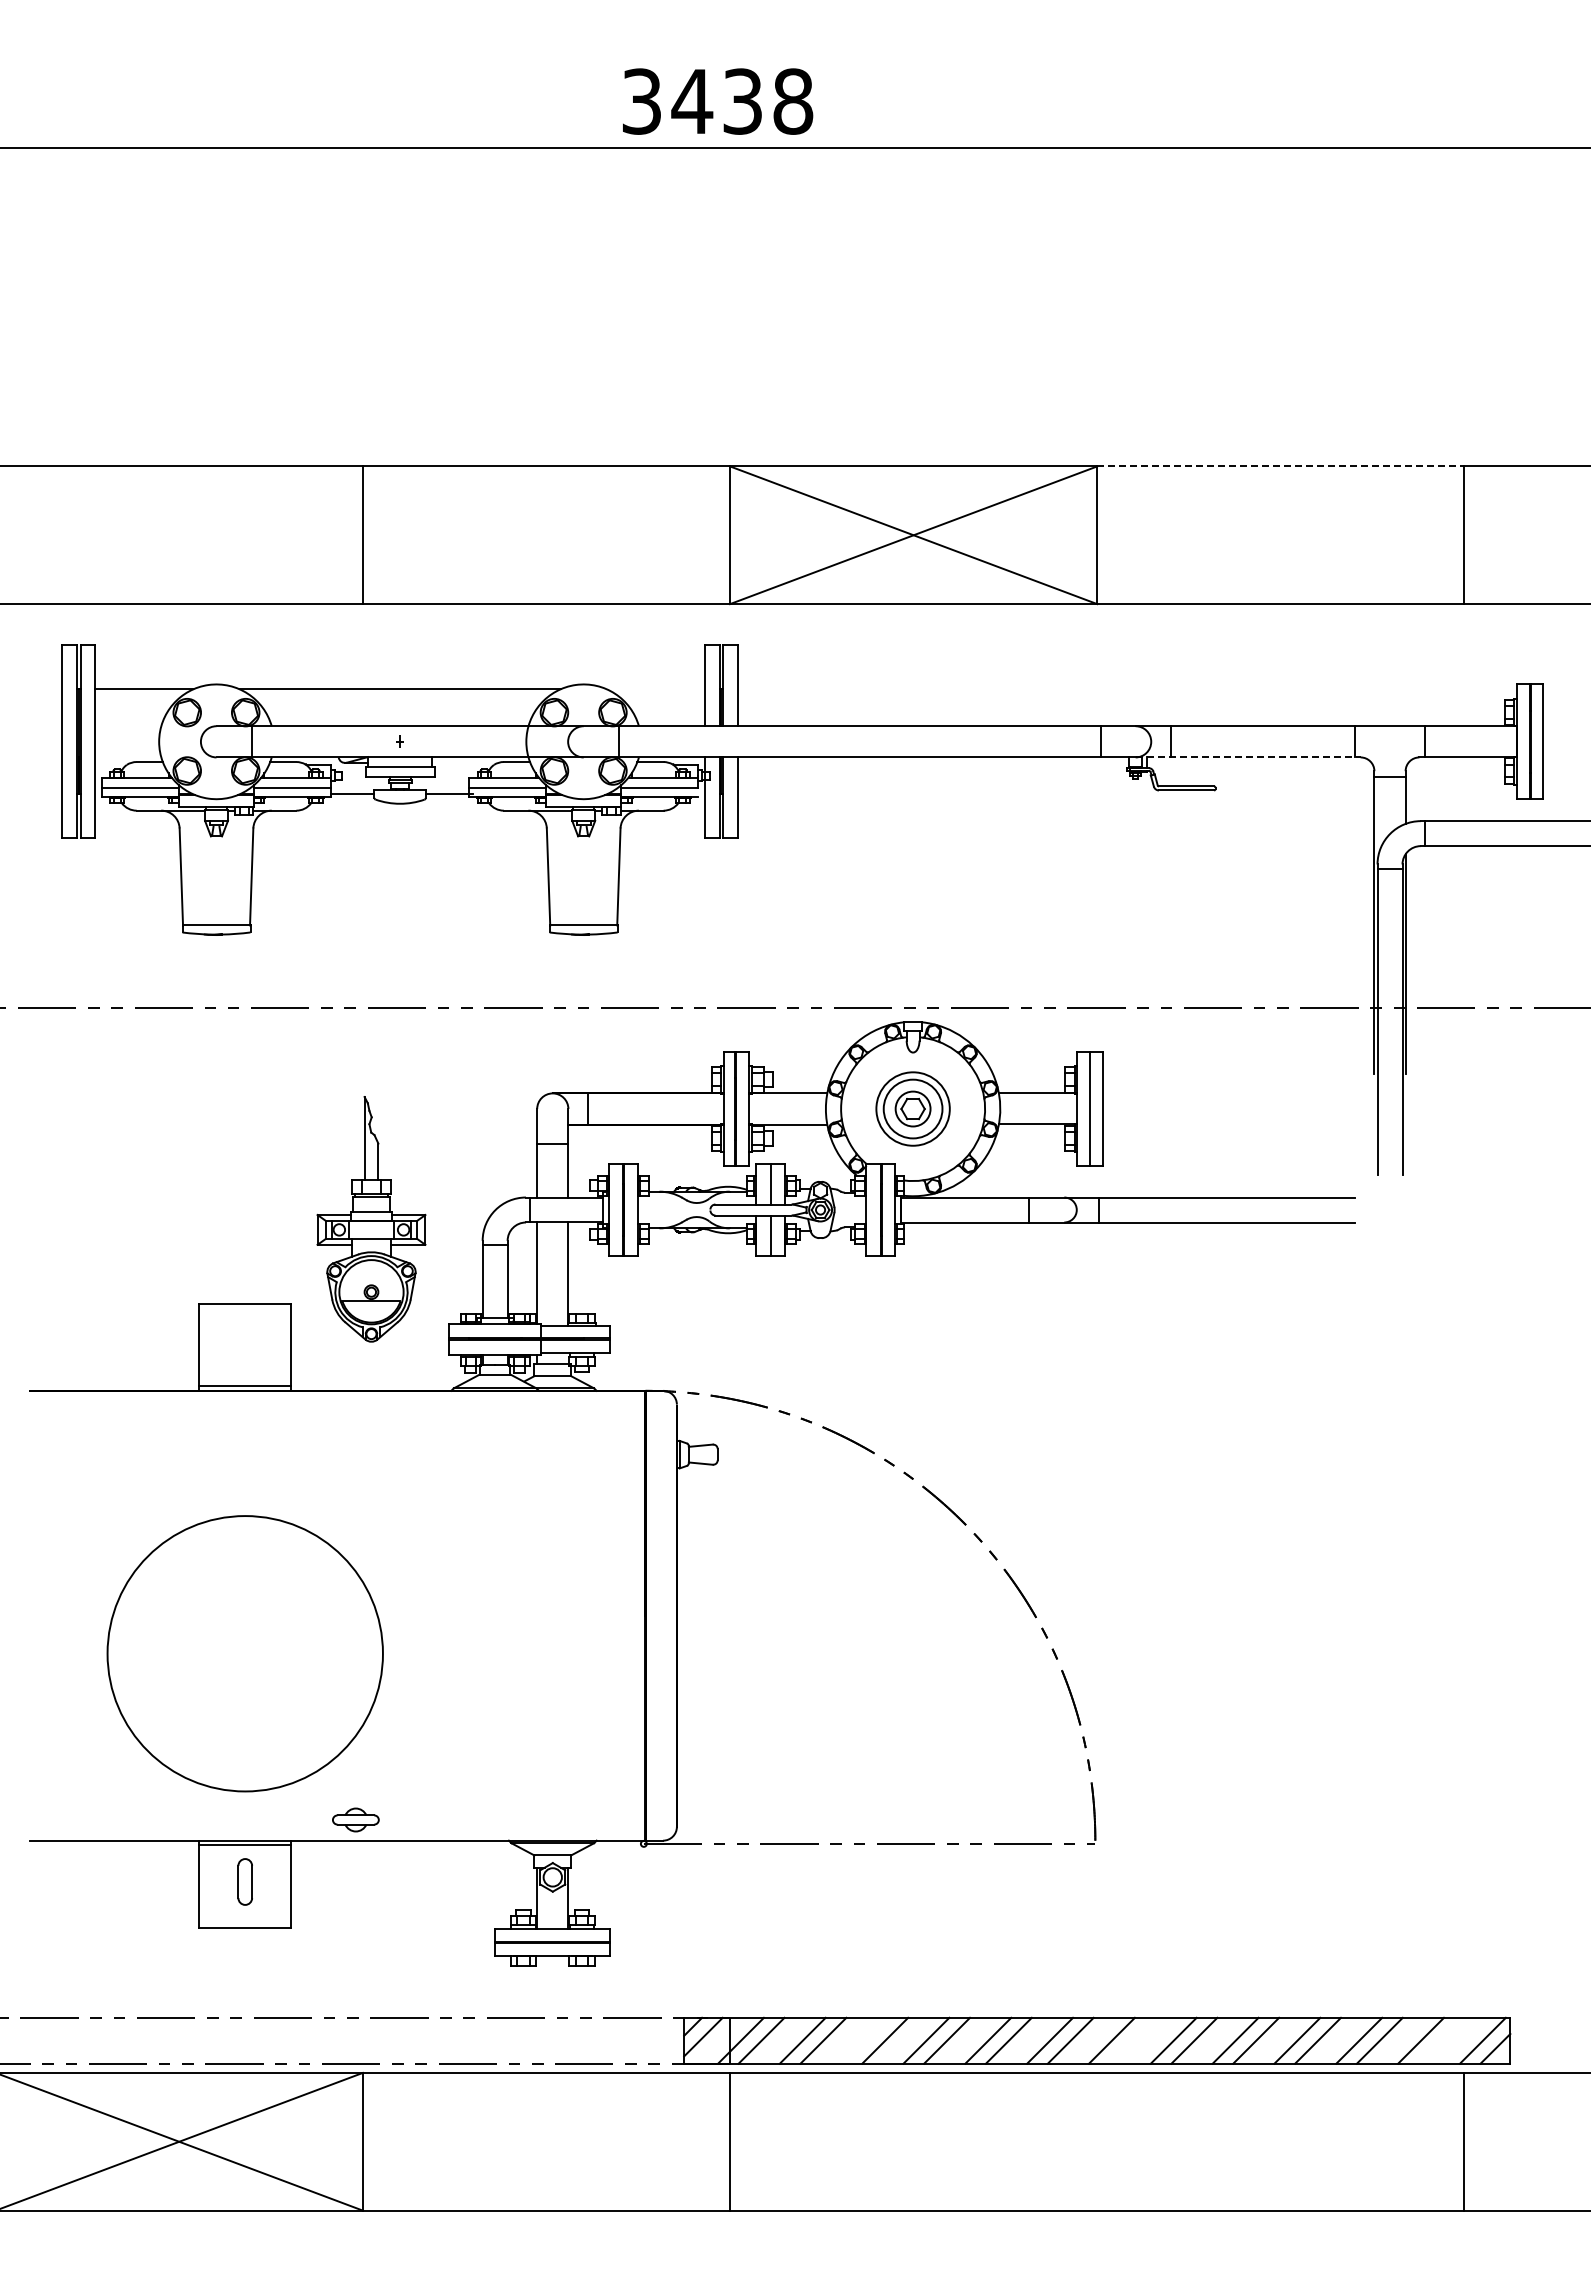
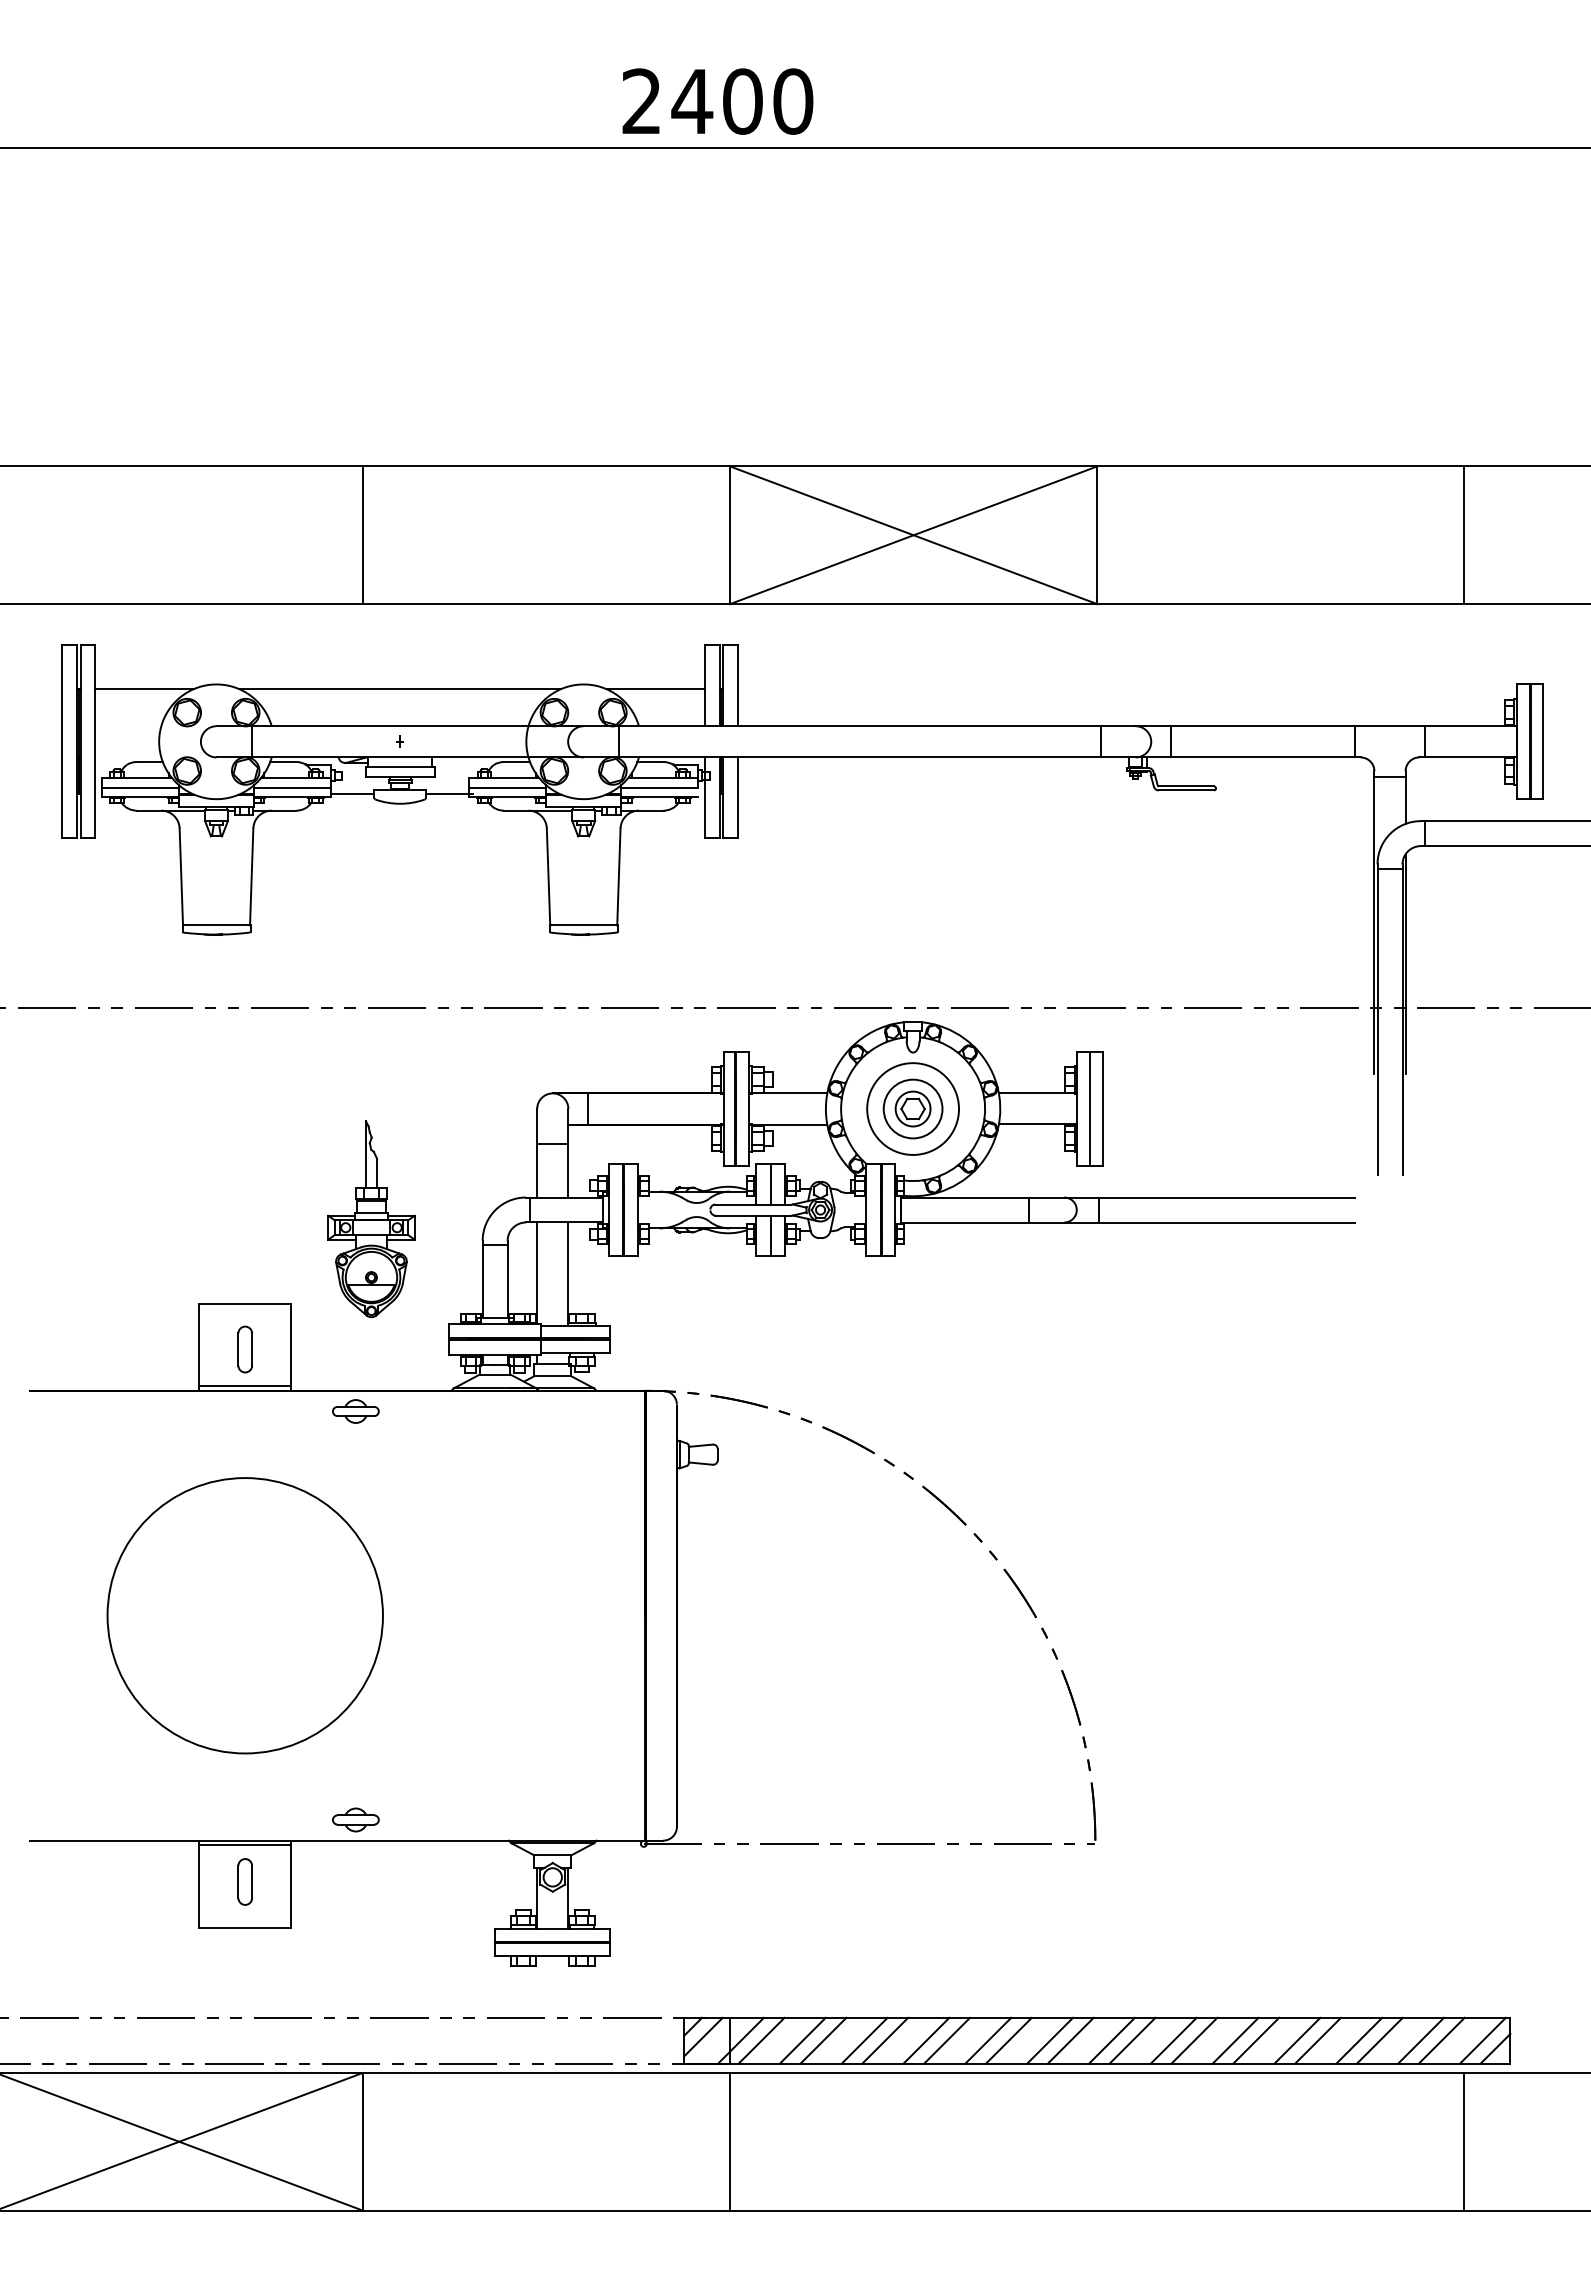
text: 3438 -> 2400 (717, 101)
line: dashed -> solid (1280, 466)
line: none -> present (655, 689)
line: dashed -> solid (1248, 757)
circle diameter: 73 px -> 92 px (913, 1108)
part size: 111x247 px -> 89x198 px (371, 1218)
part: none -> present (244, 1349)
part: none -> present (355, 1411)
circle position: (244, 1653) -> (244, 1615) (244, 1615)
line: none -> present (864, 2040)
line: none -> present (1132, 2040)
line: none -> present (1441, 2040)
